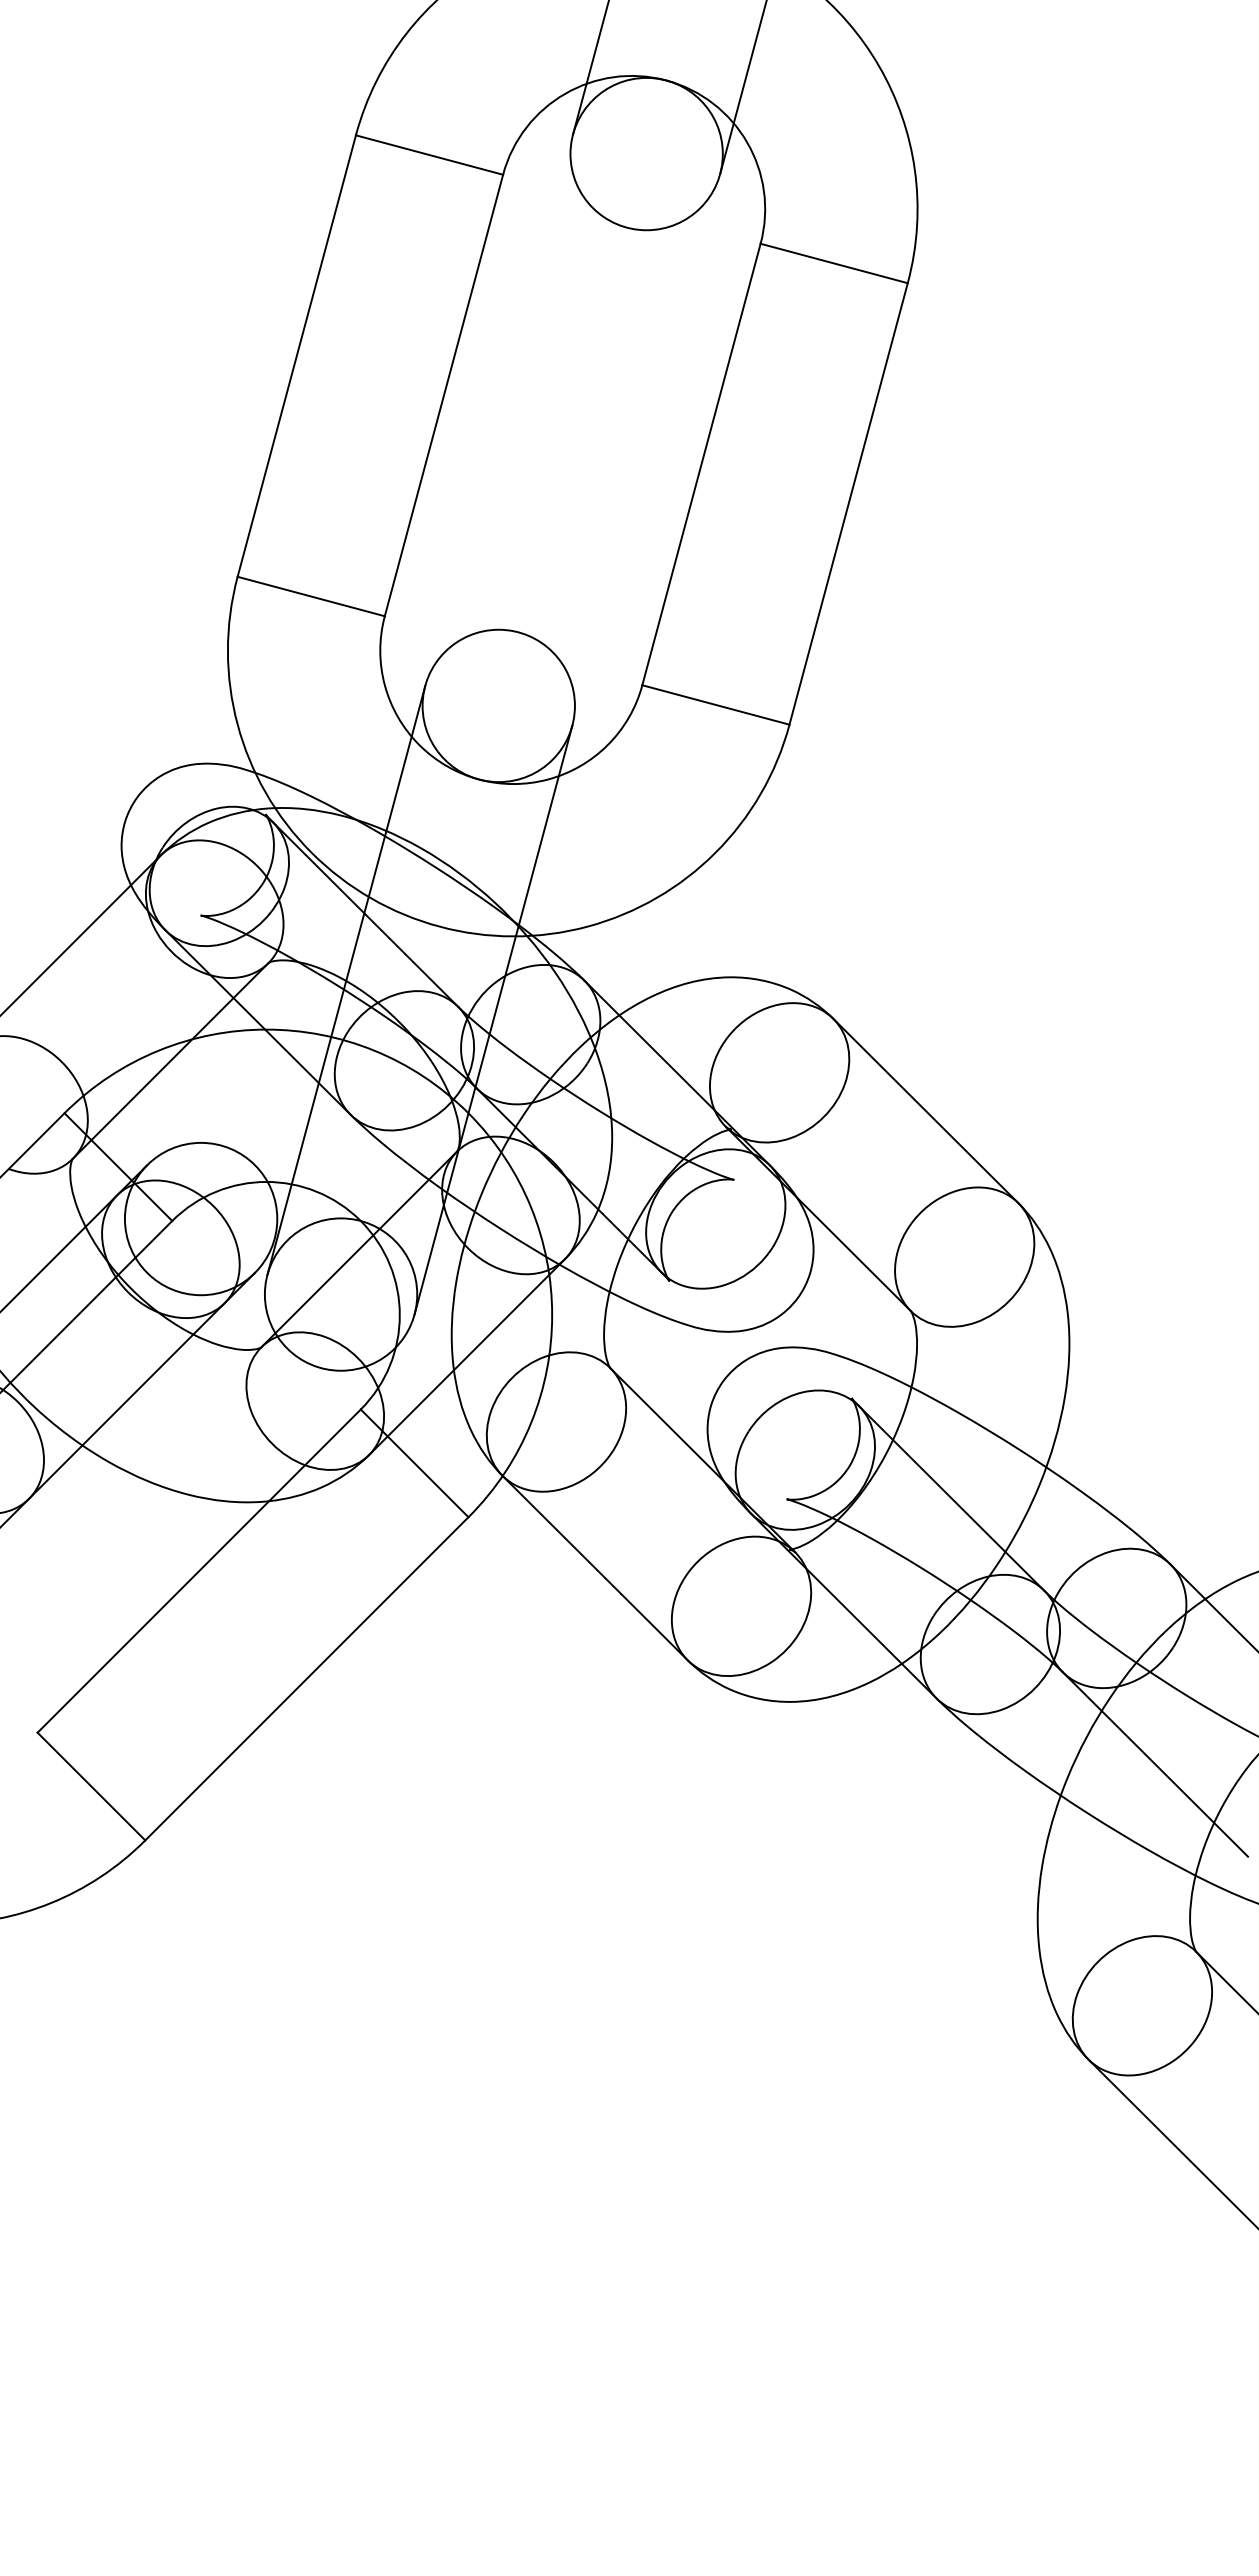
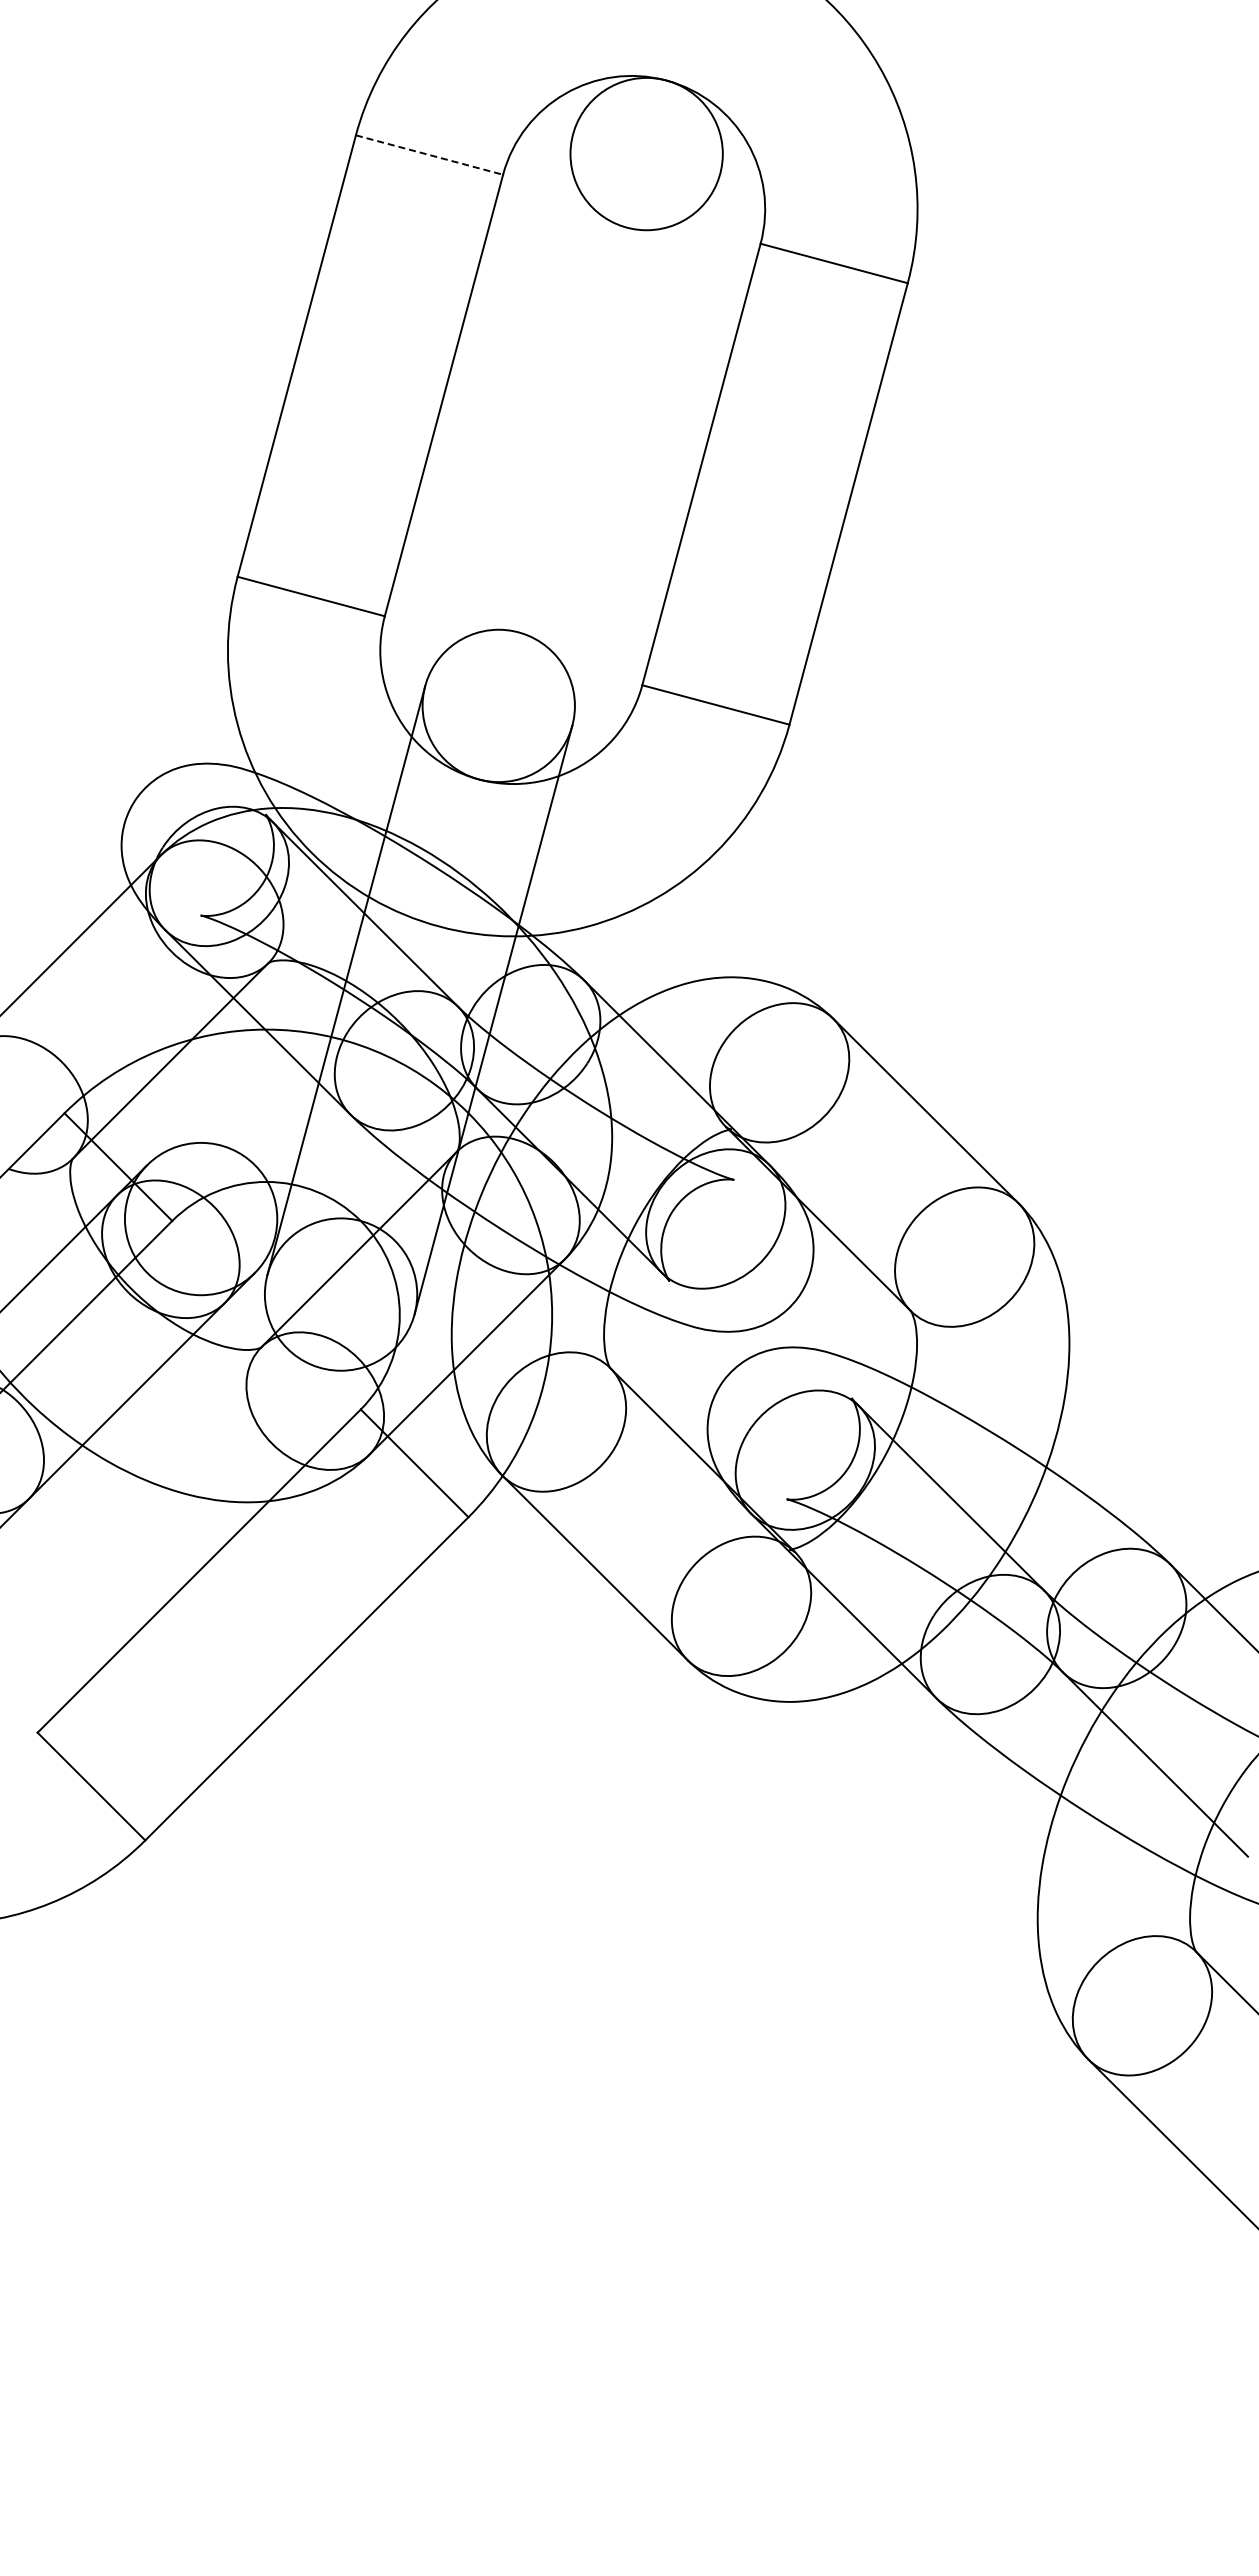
line: present -> none (590, 68)
line: present -> none (743, 87)
line: solid -> dashed (430, 155)
